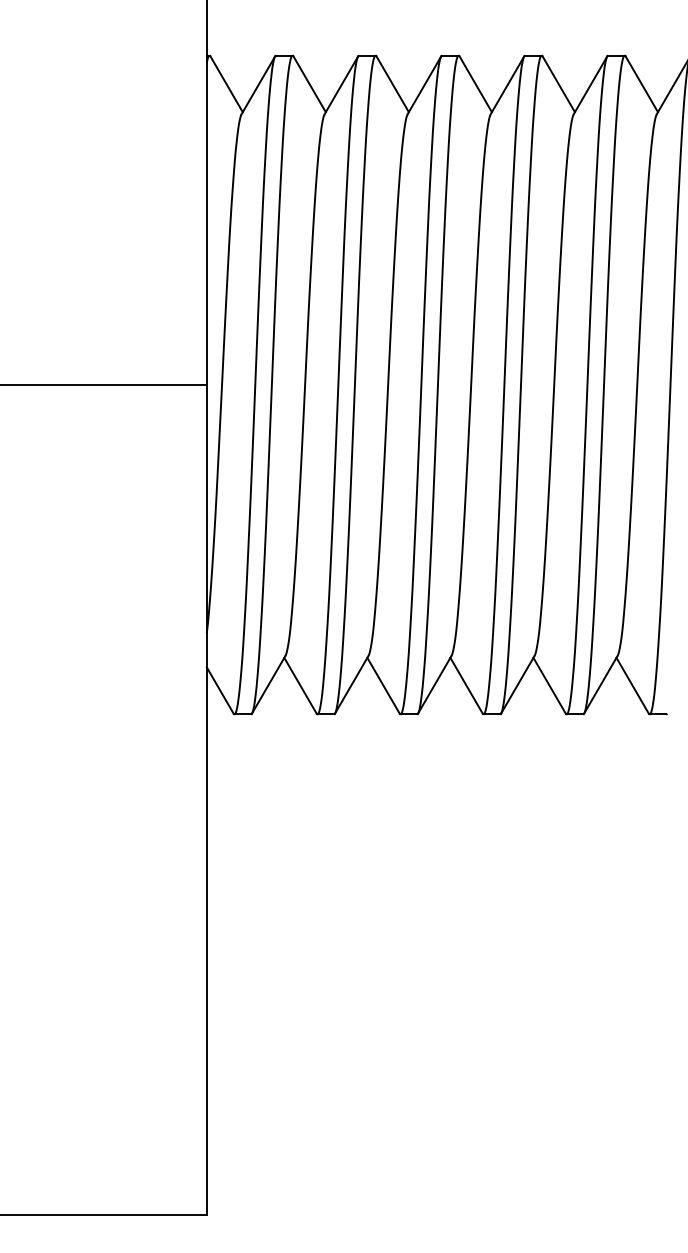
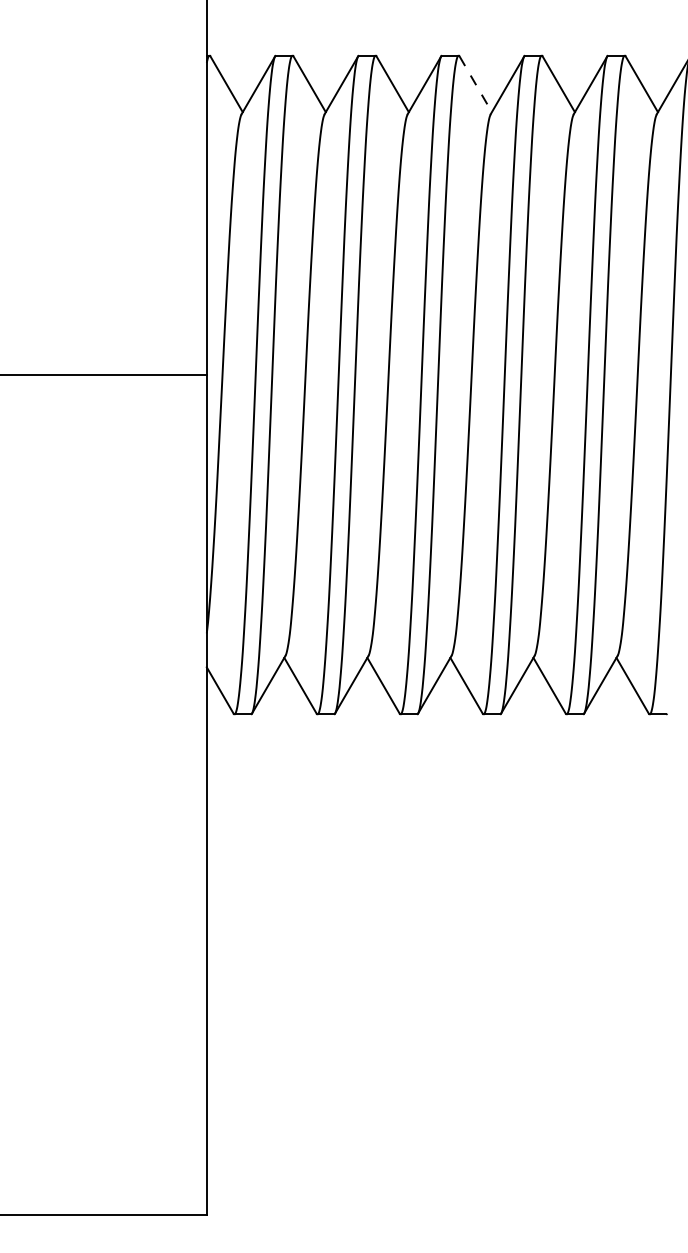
line: solid -> dashed (476, 84)
line position: (104, 385) -> (104, 375) (104, 375)
